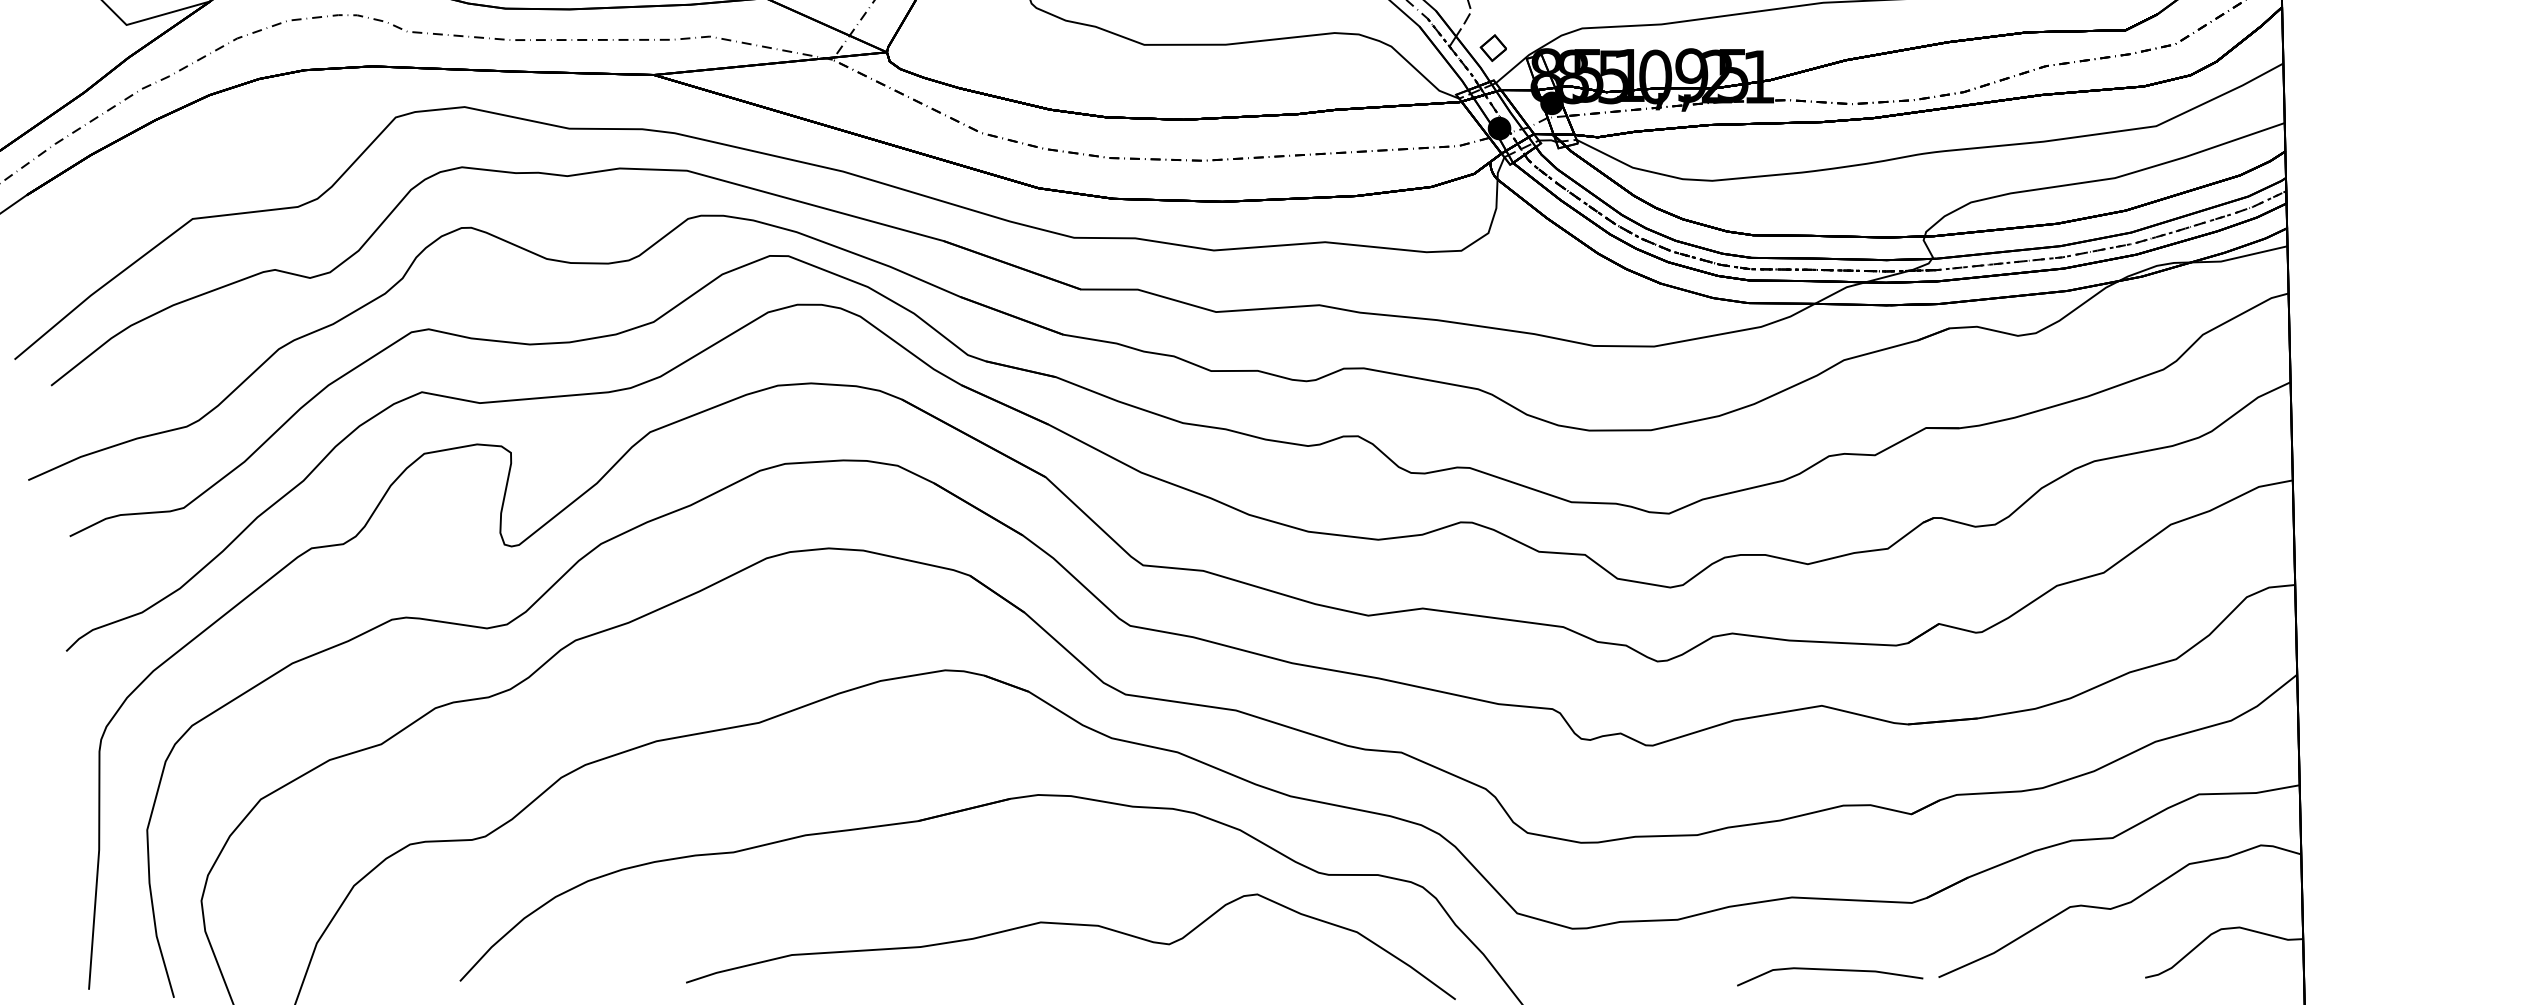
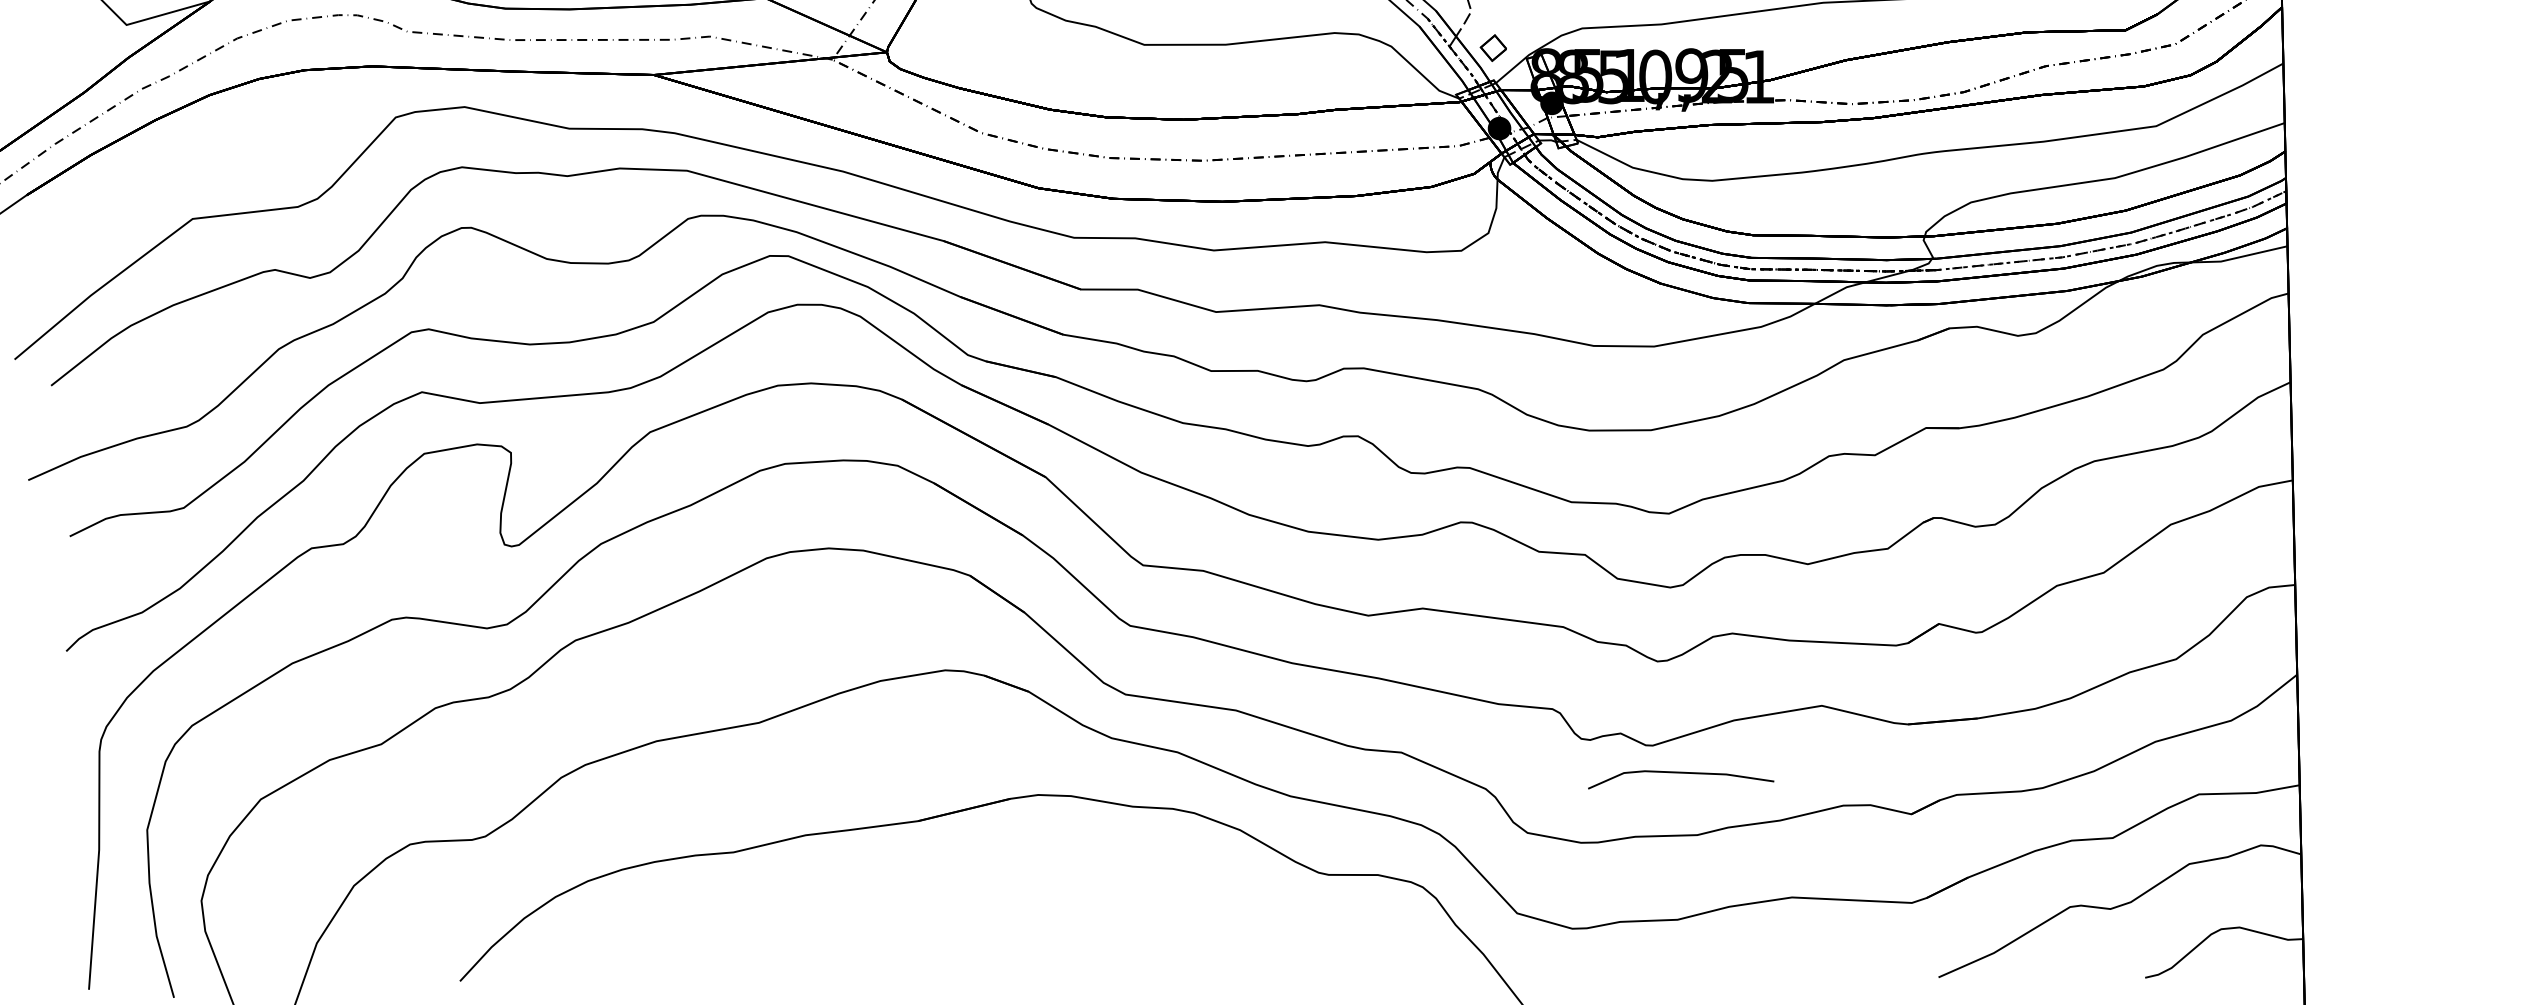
curve: present -> none (1070, 925)
line position: (1830, 970) -> (1681, 773) (1681, 773)
